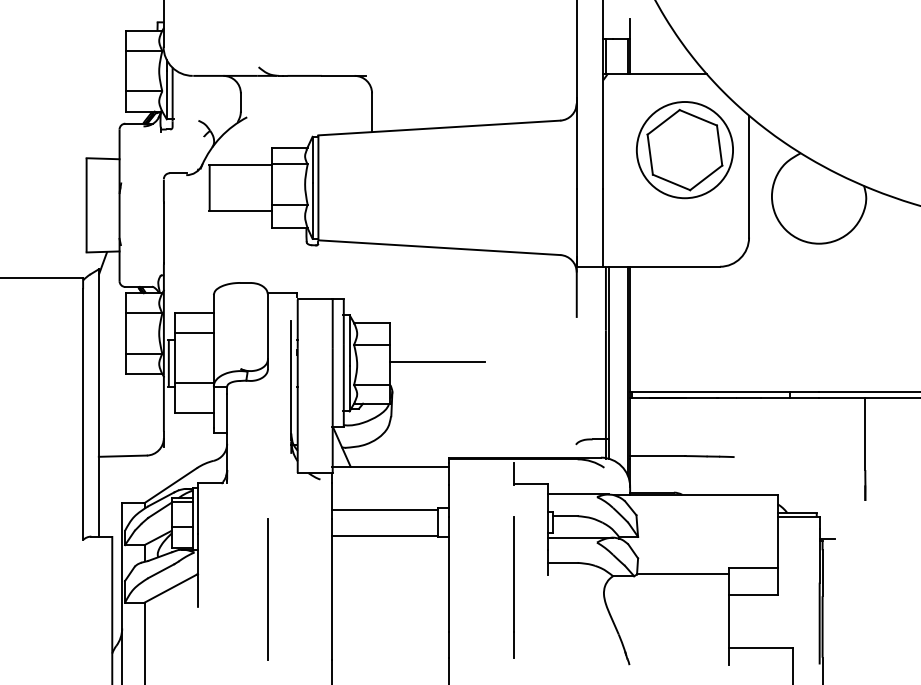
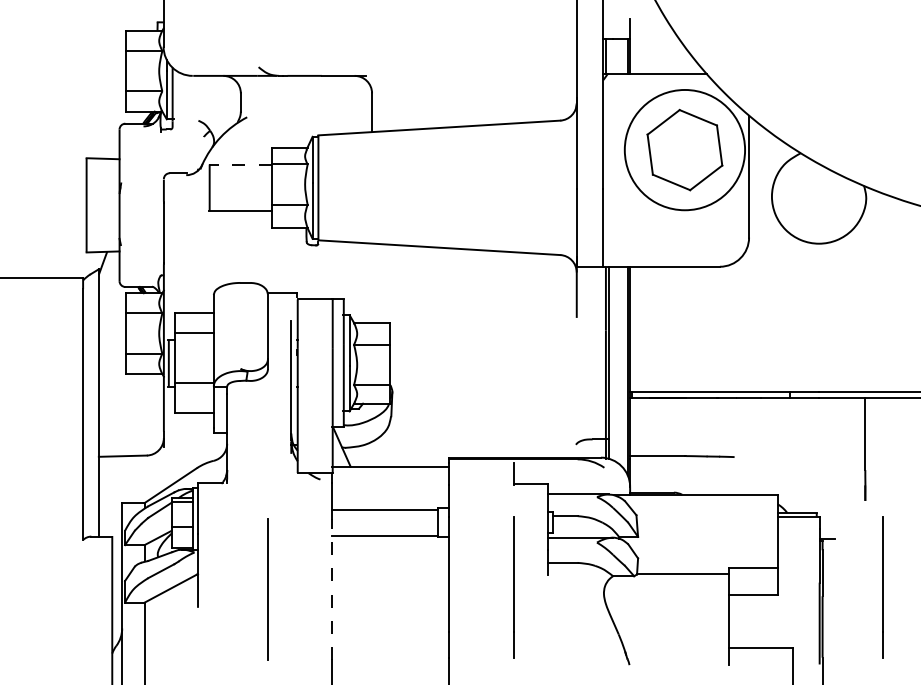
circle diameter: 96 px -> 120 px (684, 149)
line: solid -> dashed (239, 164)
line: present -> none (437, 362)
line: none -> present (882, 587)
line: solid -> dashed (332, 589)
